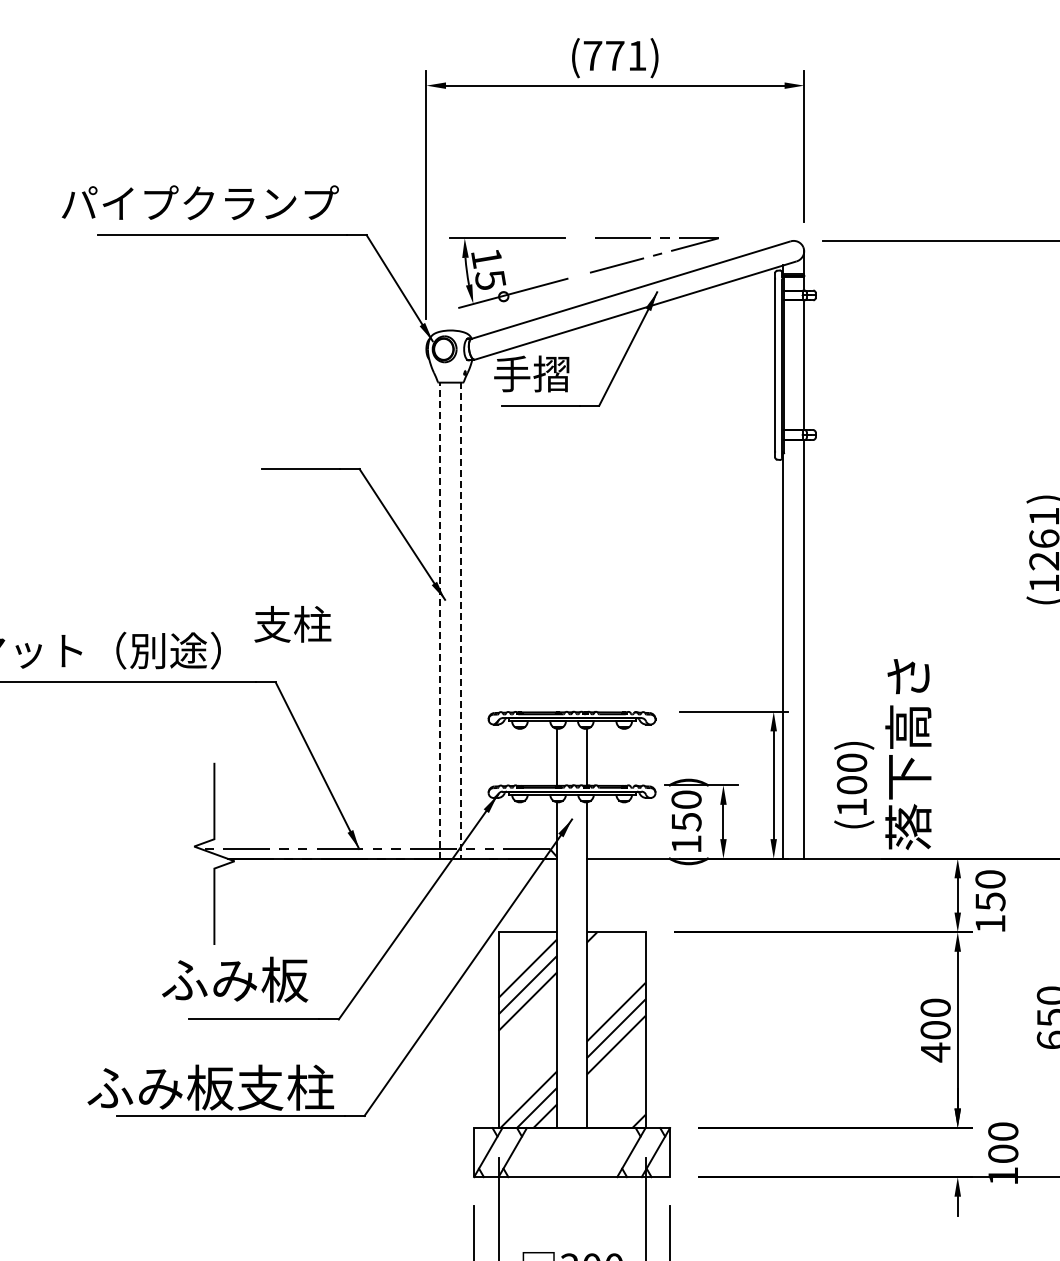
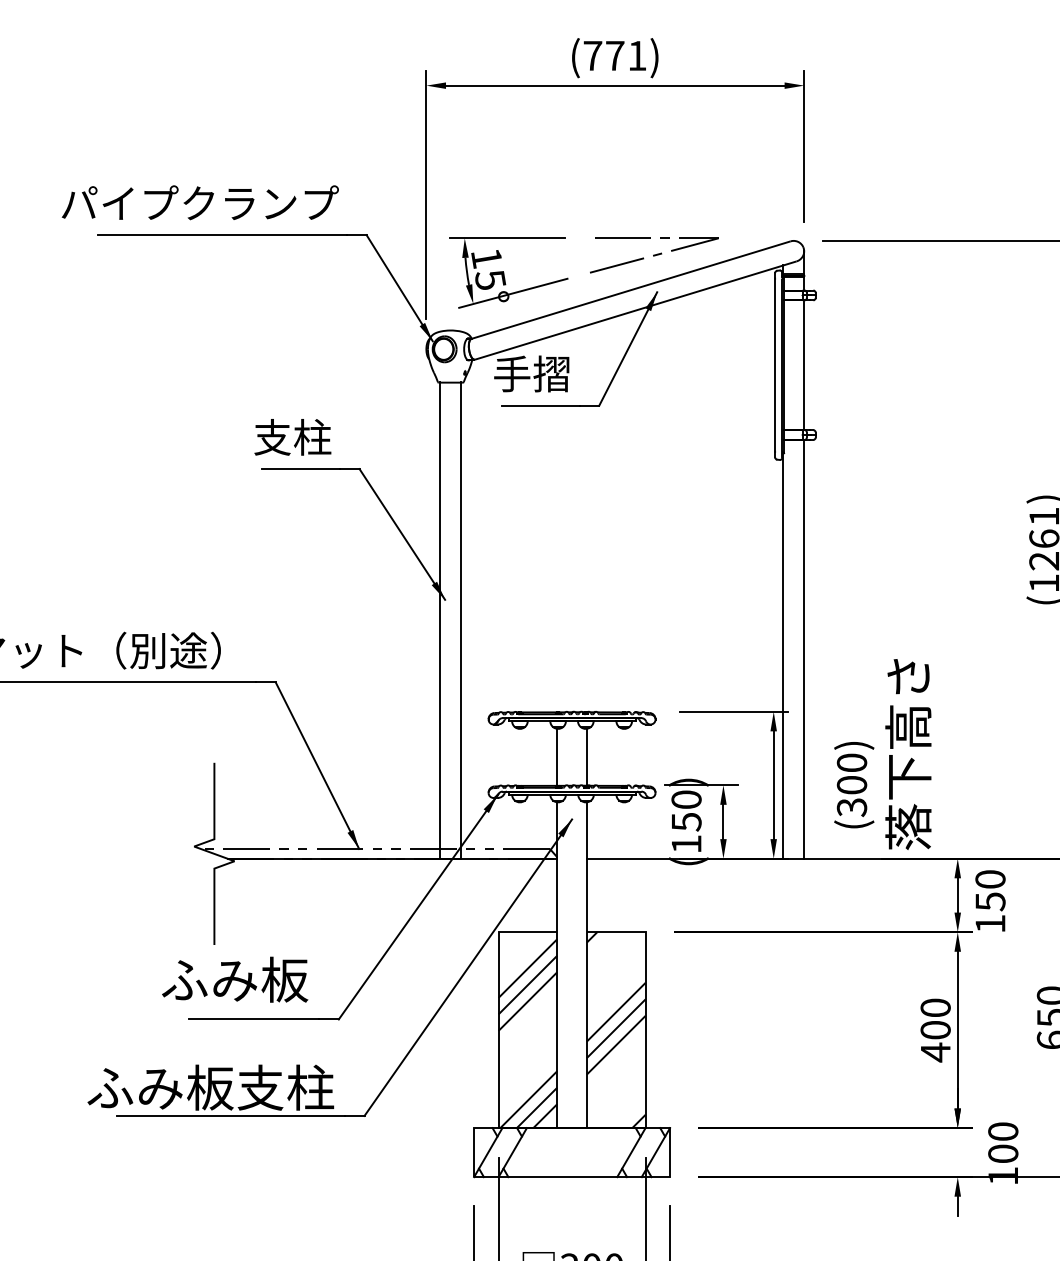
line: dashed -> solid (440, 620)
line: dashed -> solid (461, 621)
text position: (292, 624) -> (292, 437) (292, 437)
text: (100) -> (300) (851, 807)
